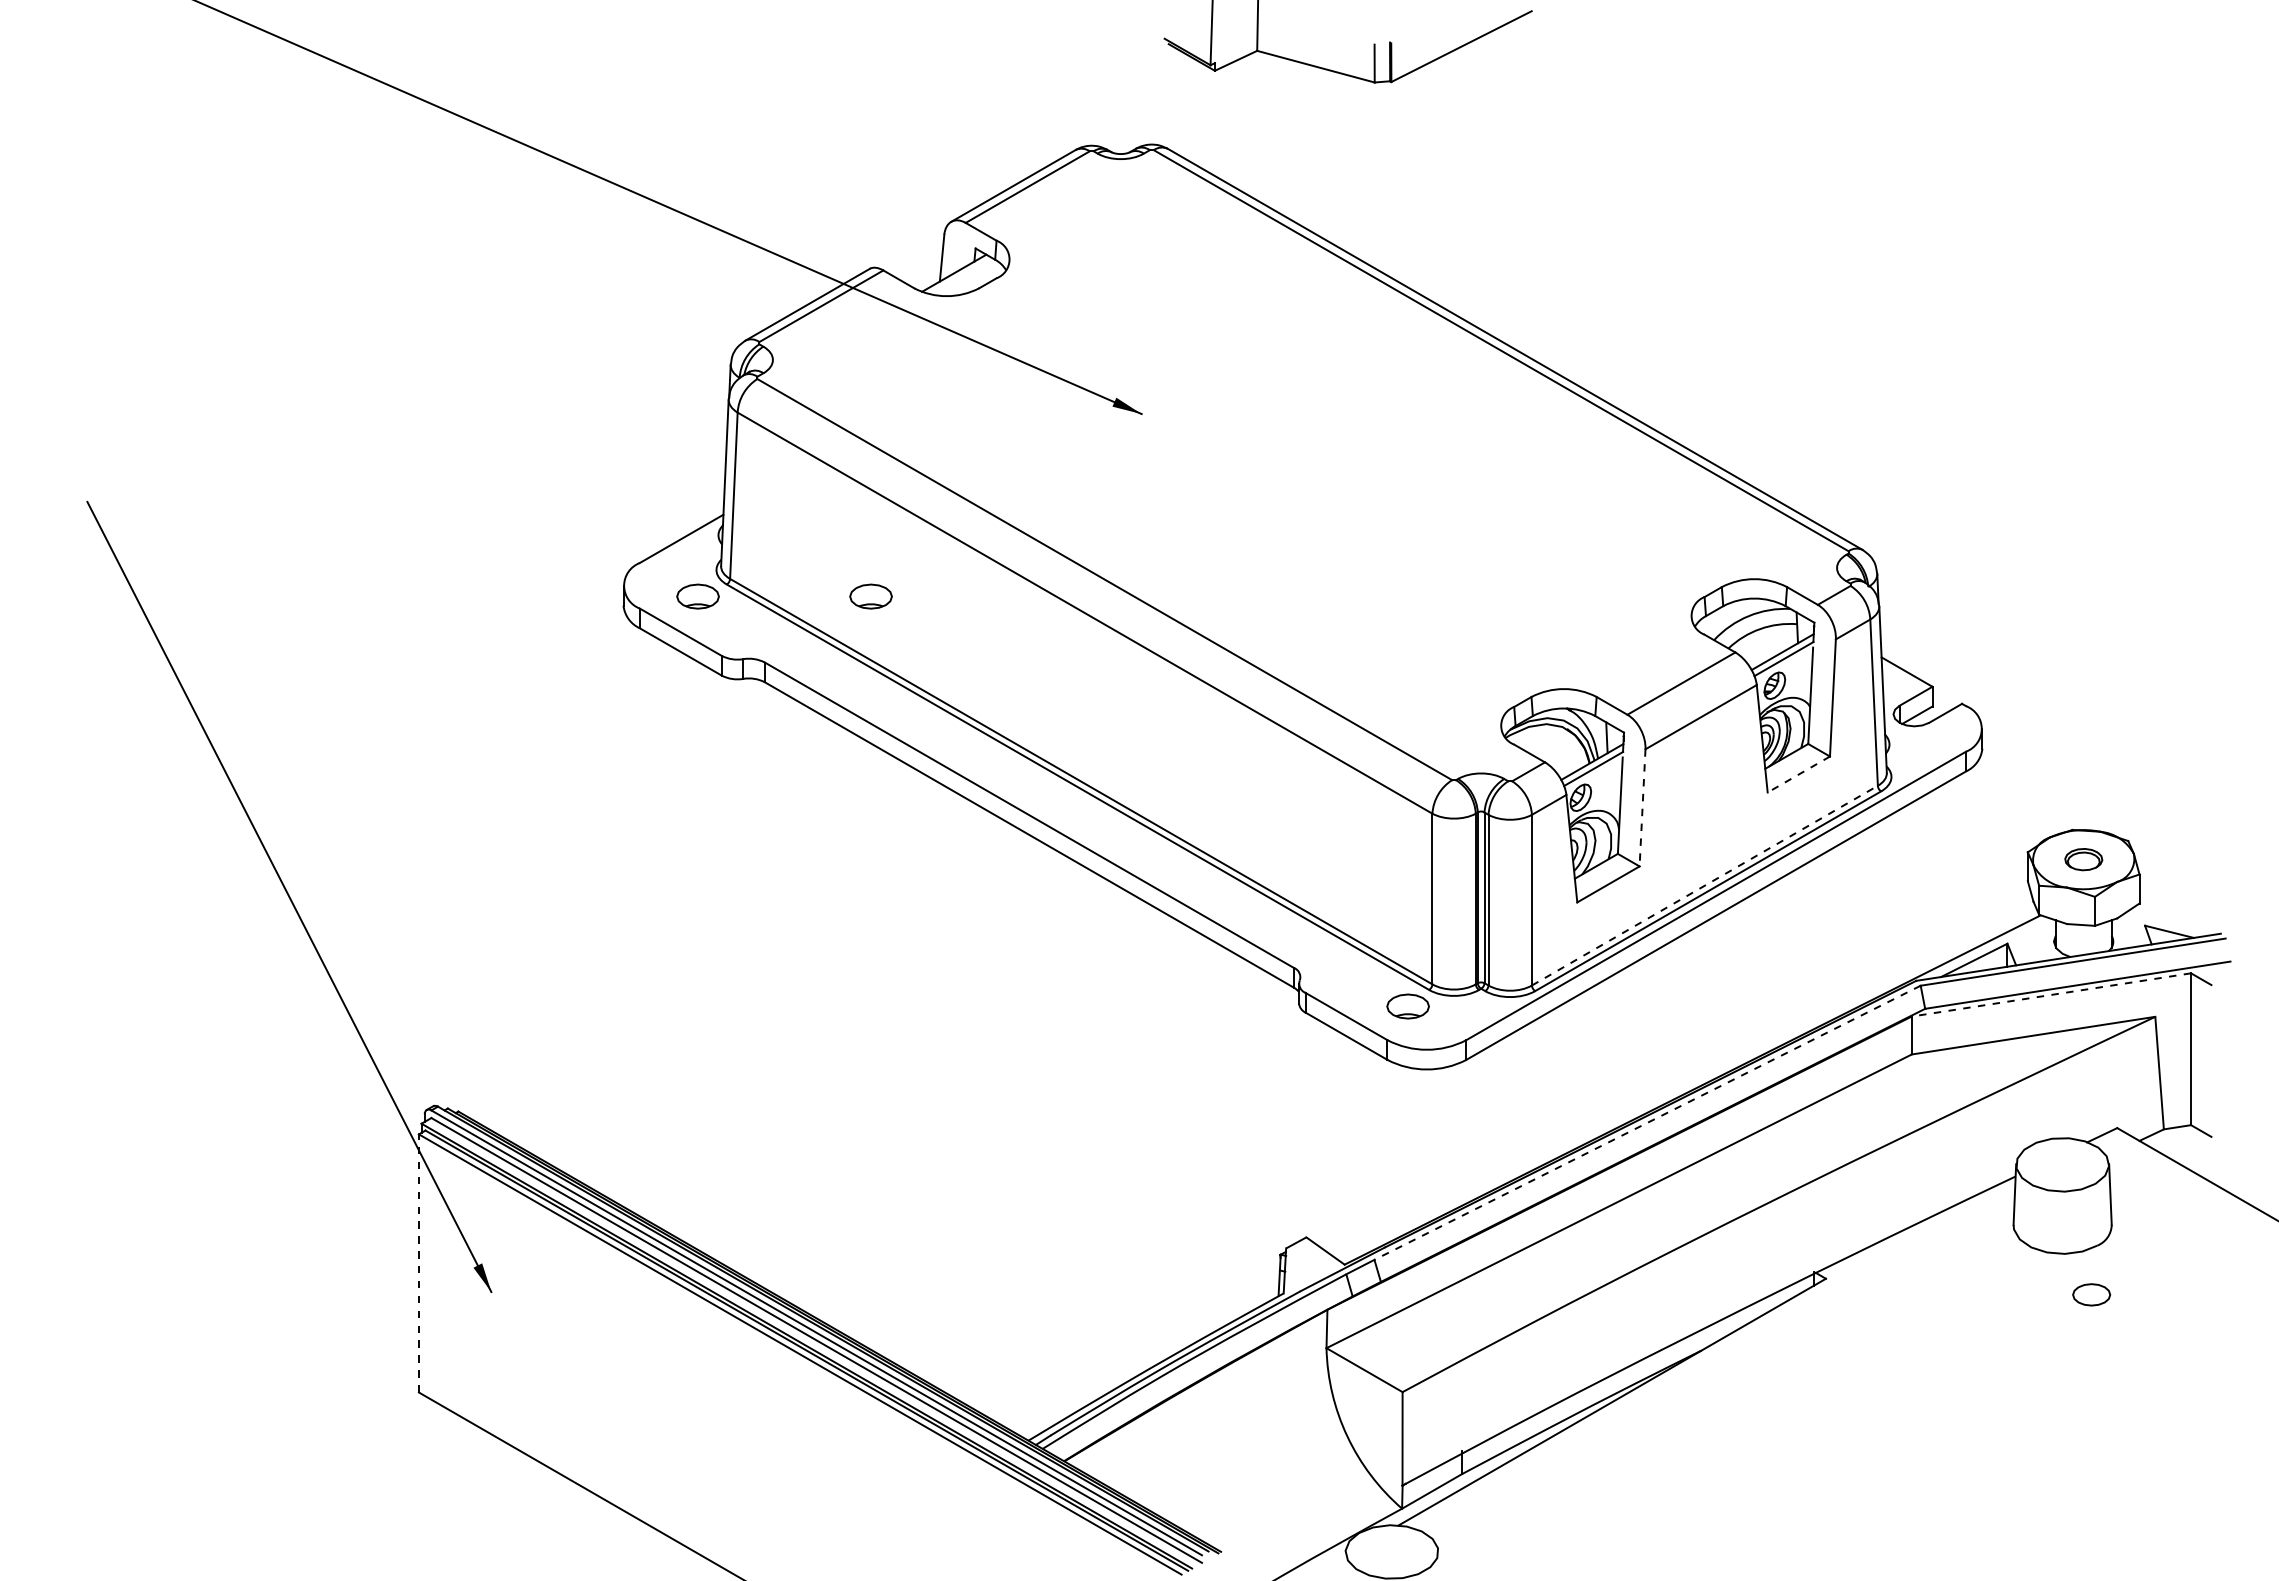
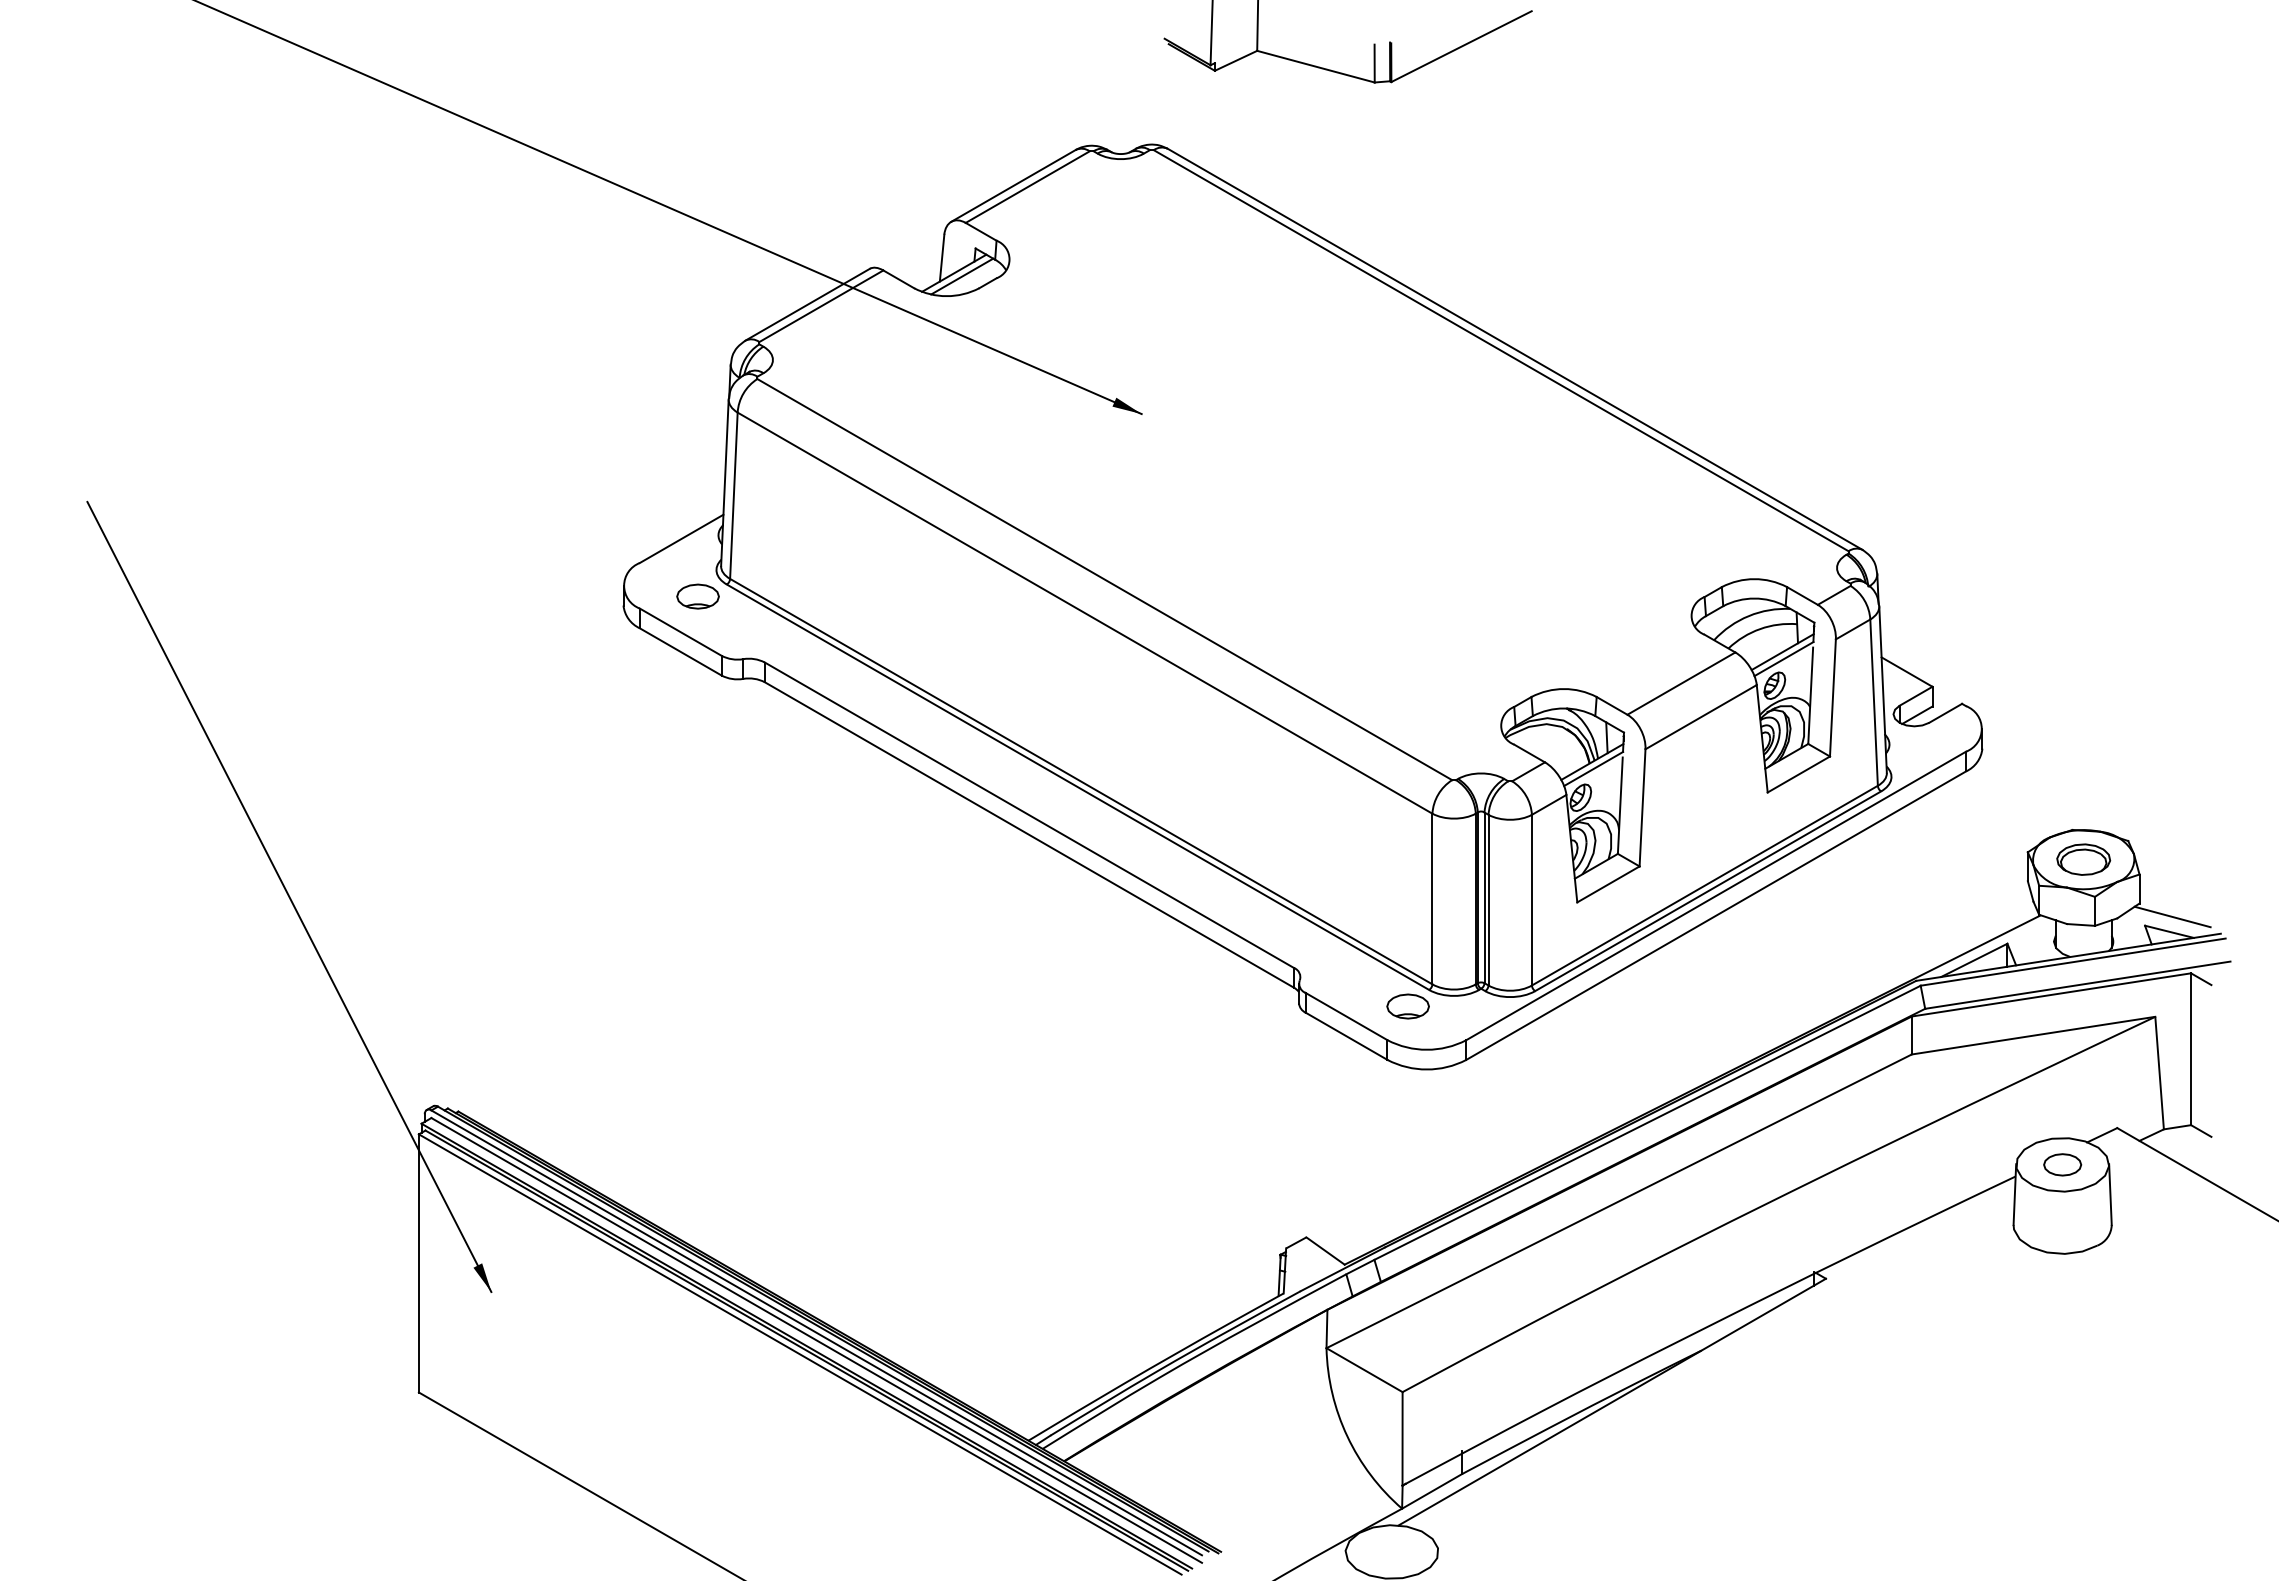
line: none -> present (962, 276)
part: present -> none (870, 596)
line: dashed -> solid (1798, 774)
line: dashed -> solid (1642, 807)
part size: 40x24 px -> 56x33 px (2083, 859)
line: dashed -> solid (1704, 885)
line: none -> present (2172, 916)
line: dashed -> solid (2050, 995)
line: dashed -> solid (1647, 1122)
line: dashed -> solid (418, 1262)
part position: (2091, 1294) -> (2062, 1164) (2062, 1164)
